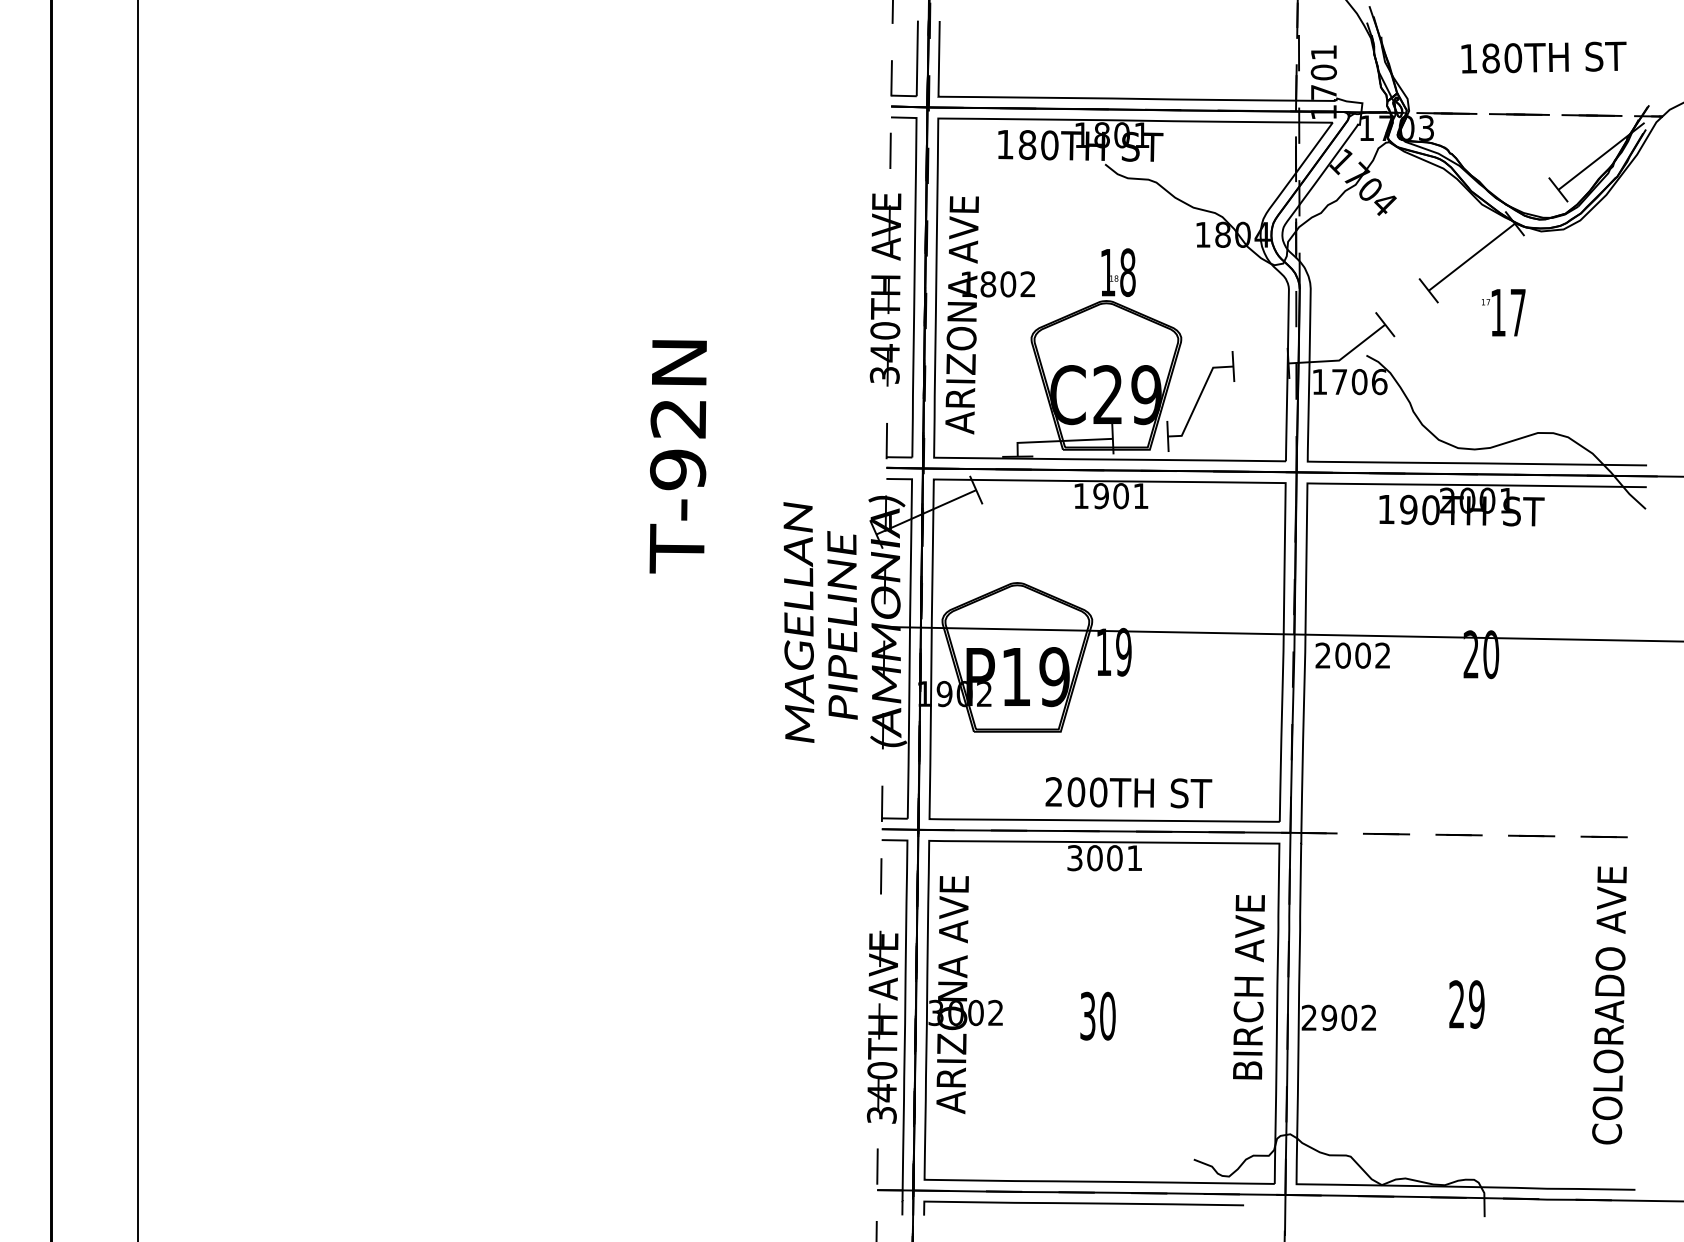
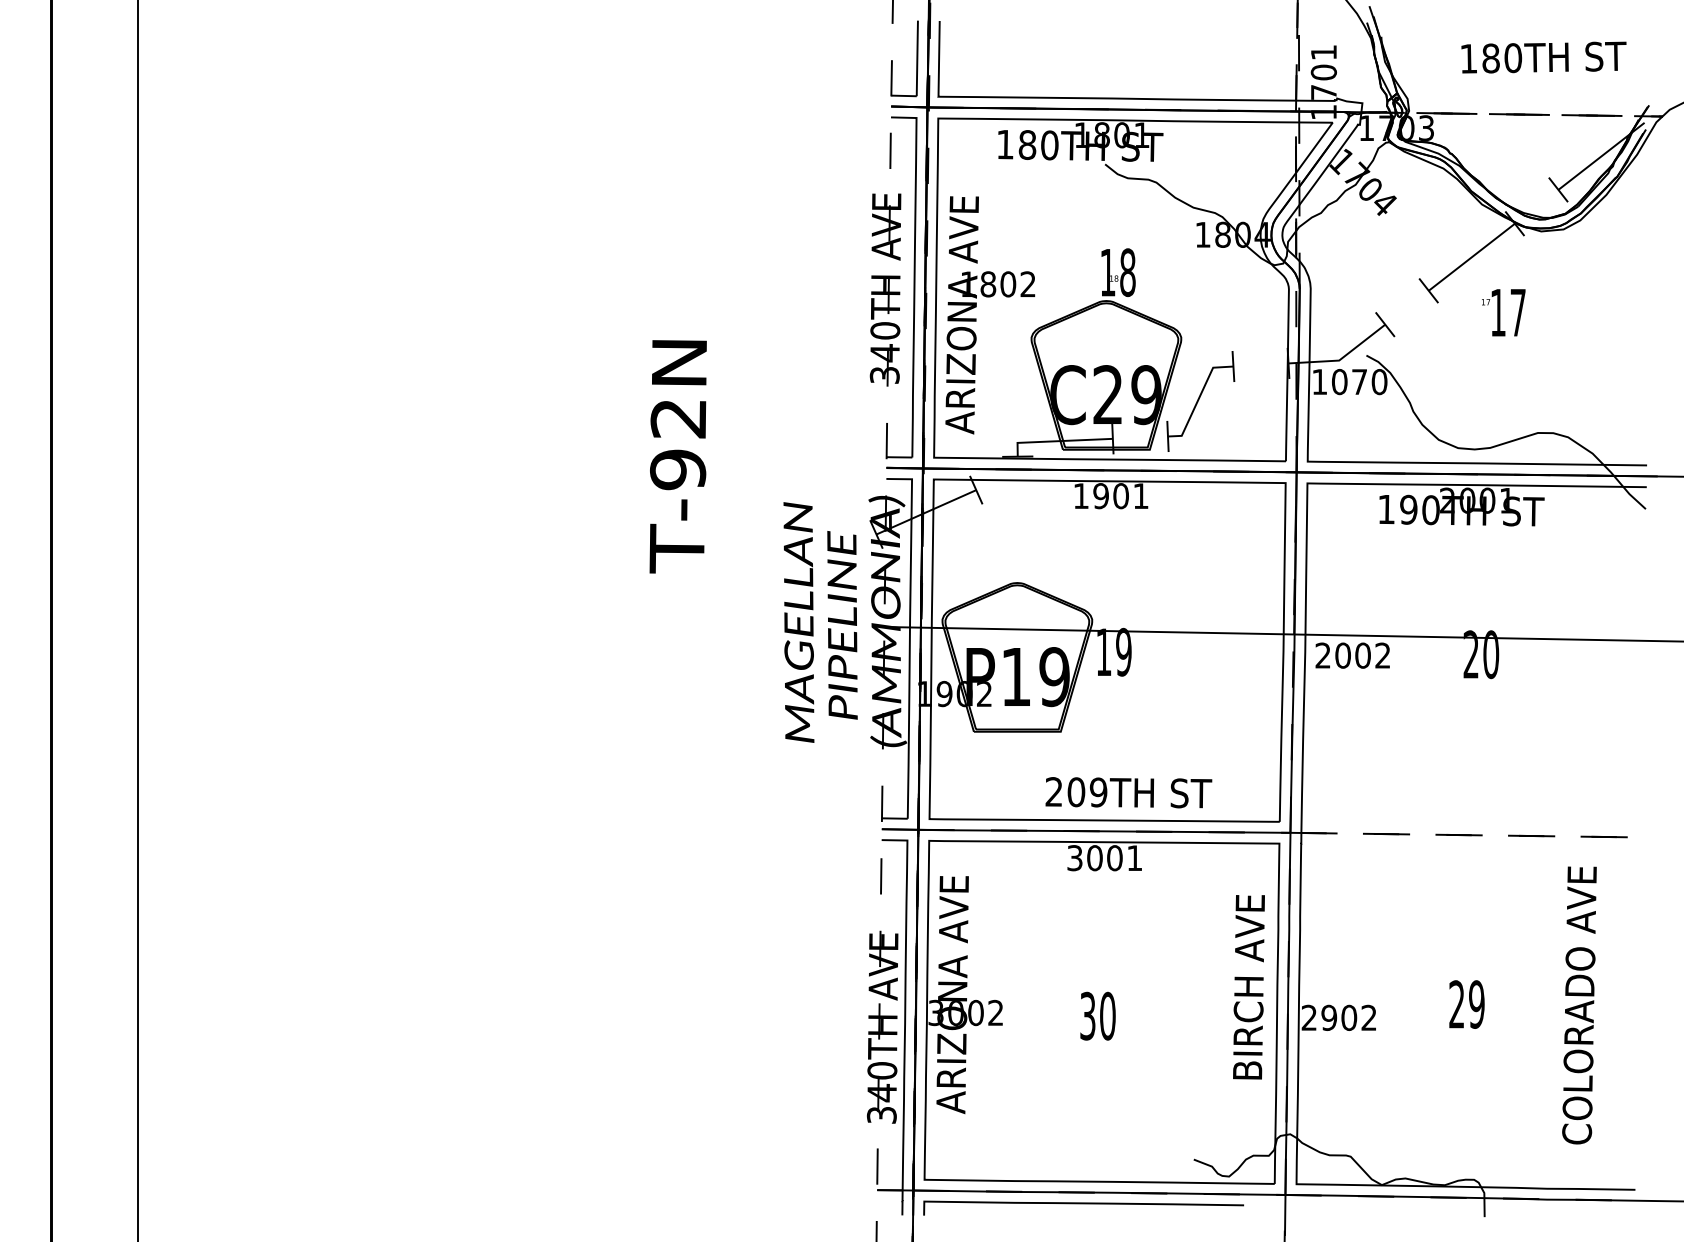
text: 1706 -> 1070 (1359, 382)
text: 200TH -> 209TH (1098, 792)
text position: (1609, 1005) -> (1579, 1005) (1579, 1005)
